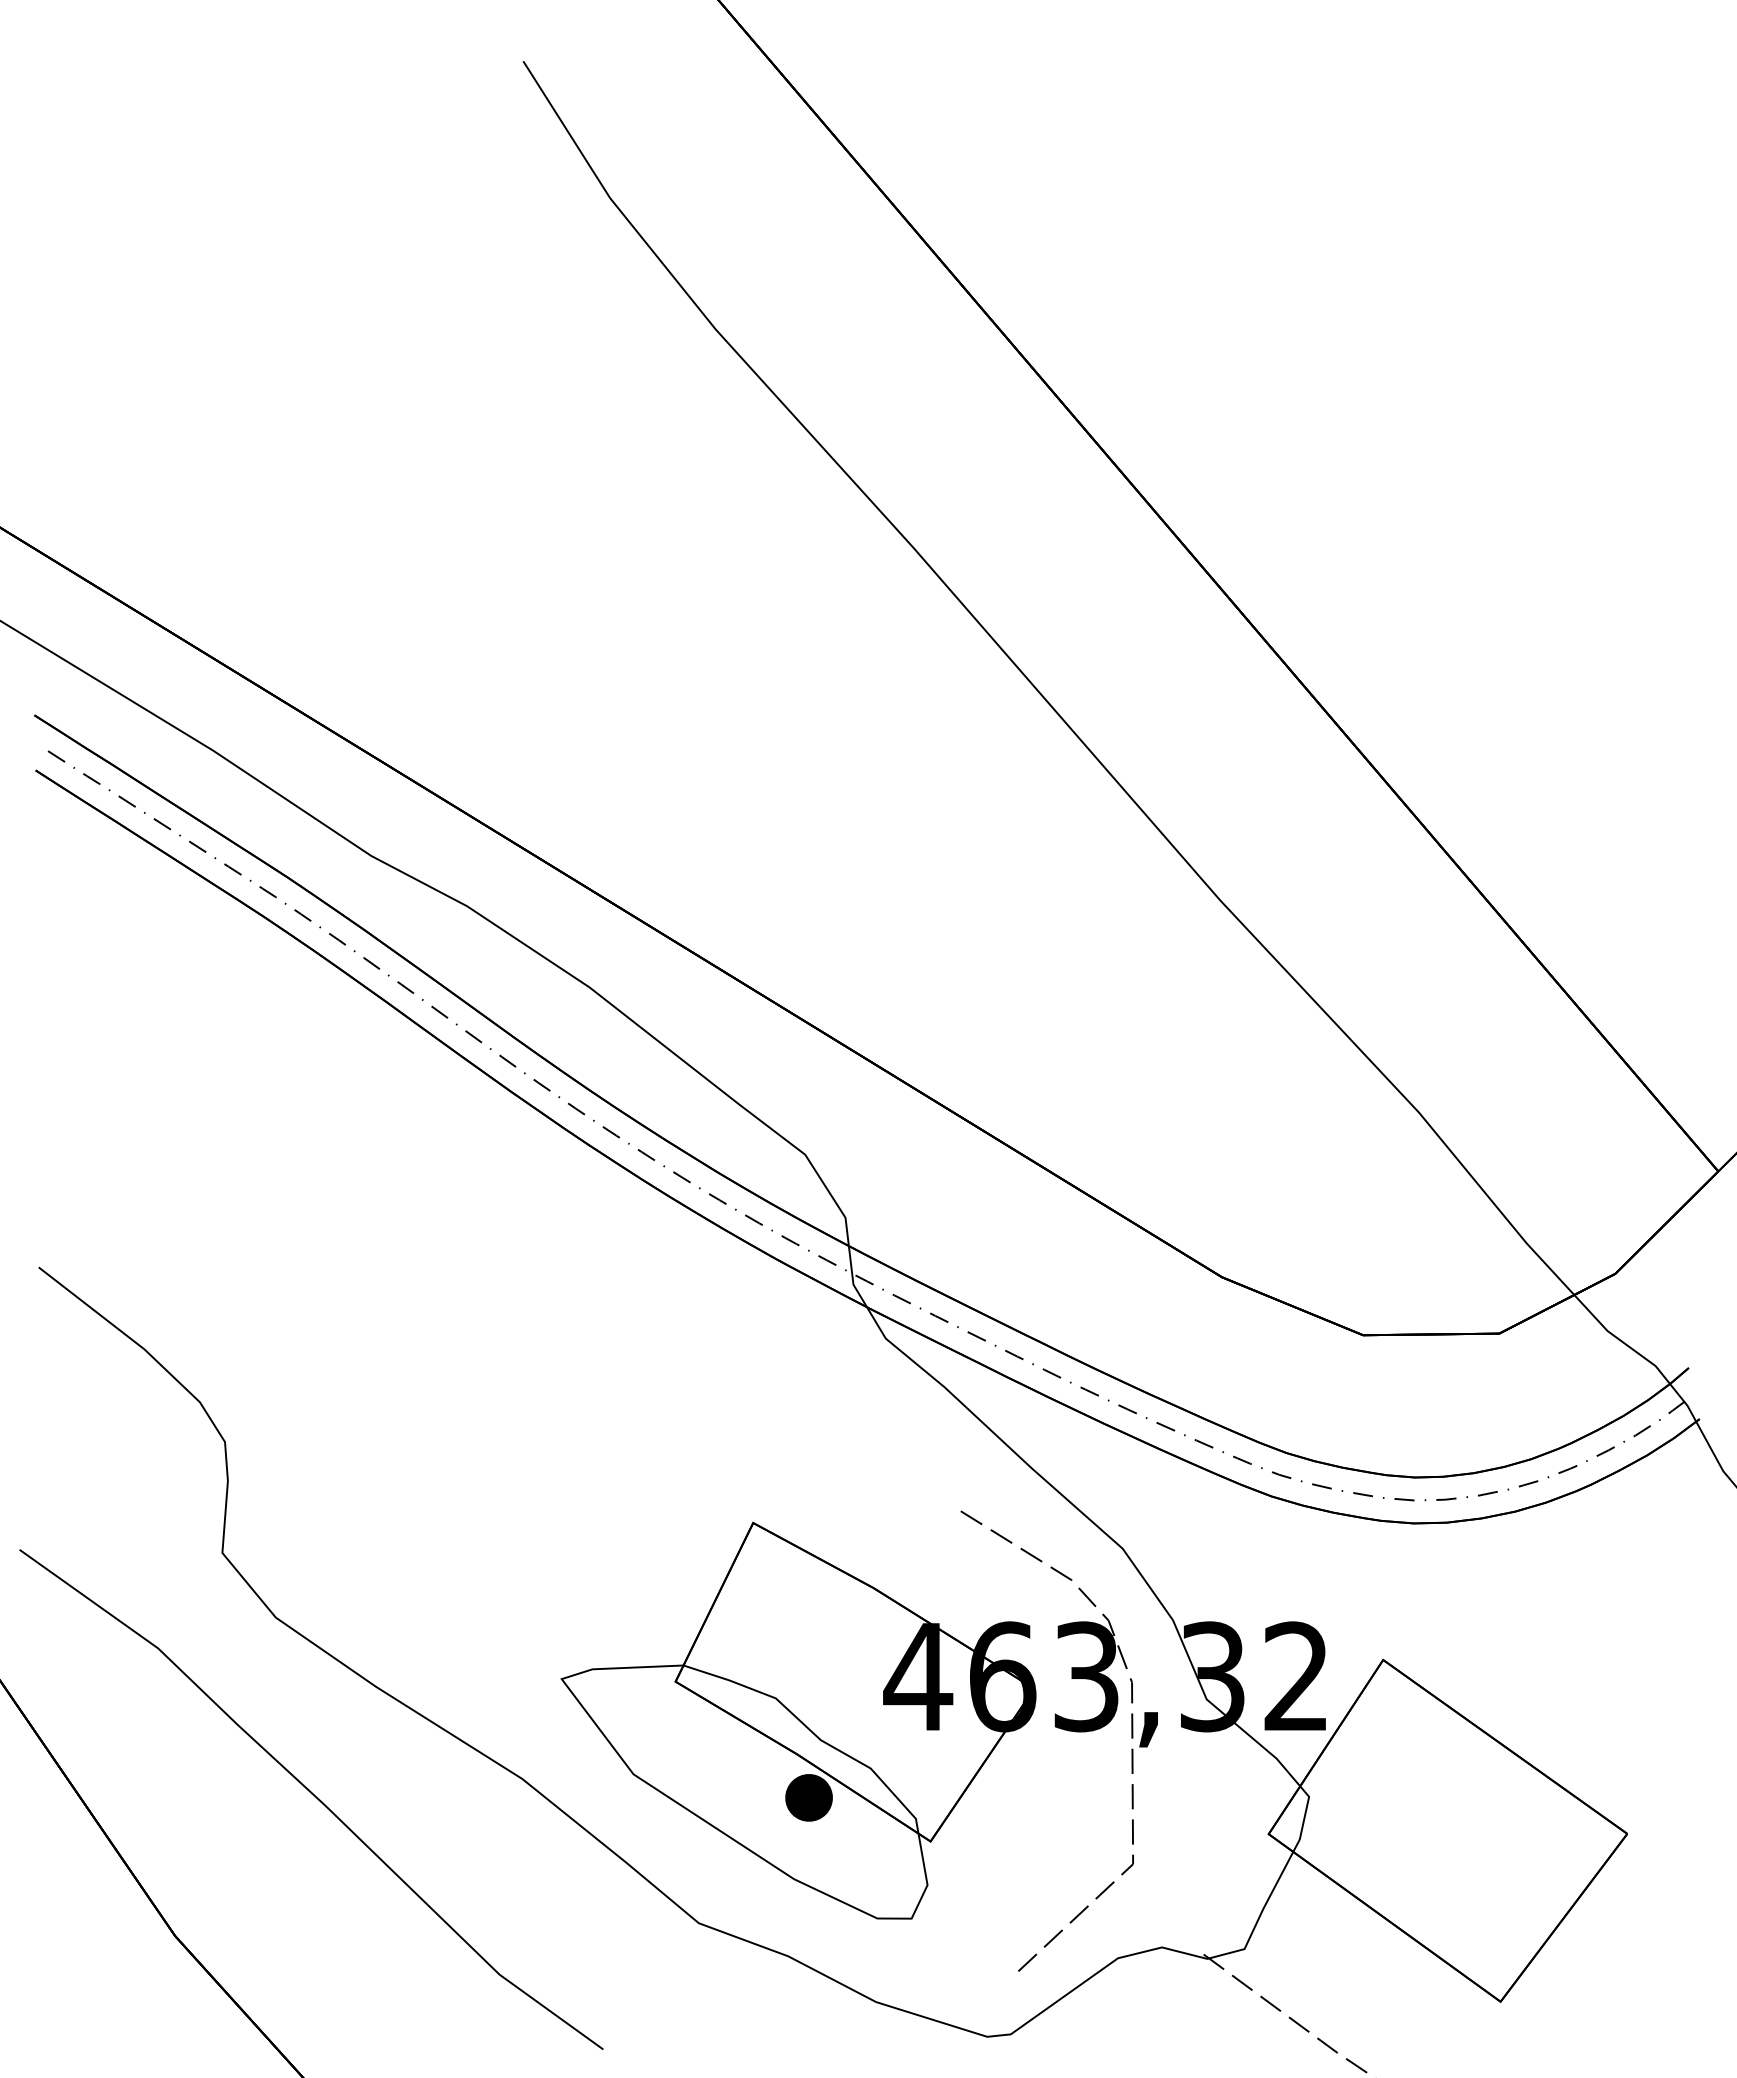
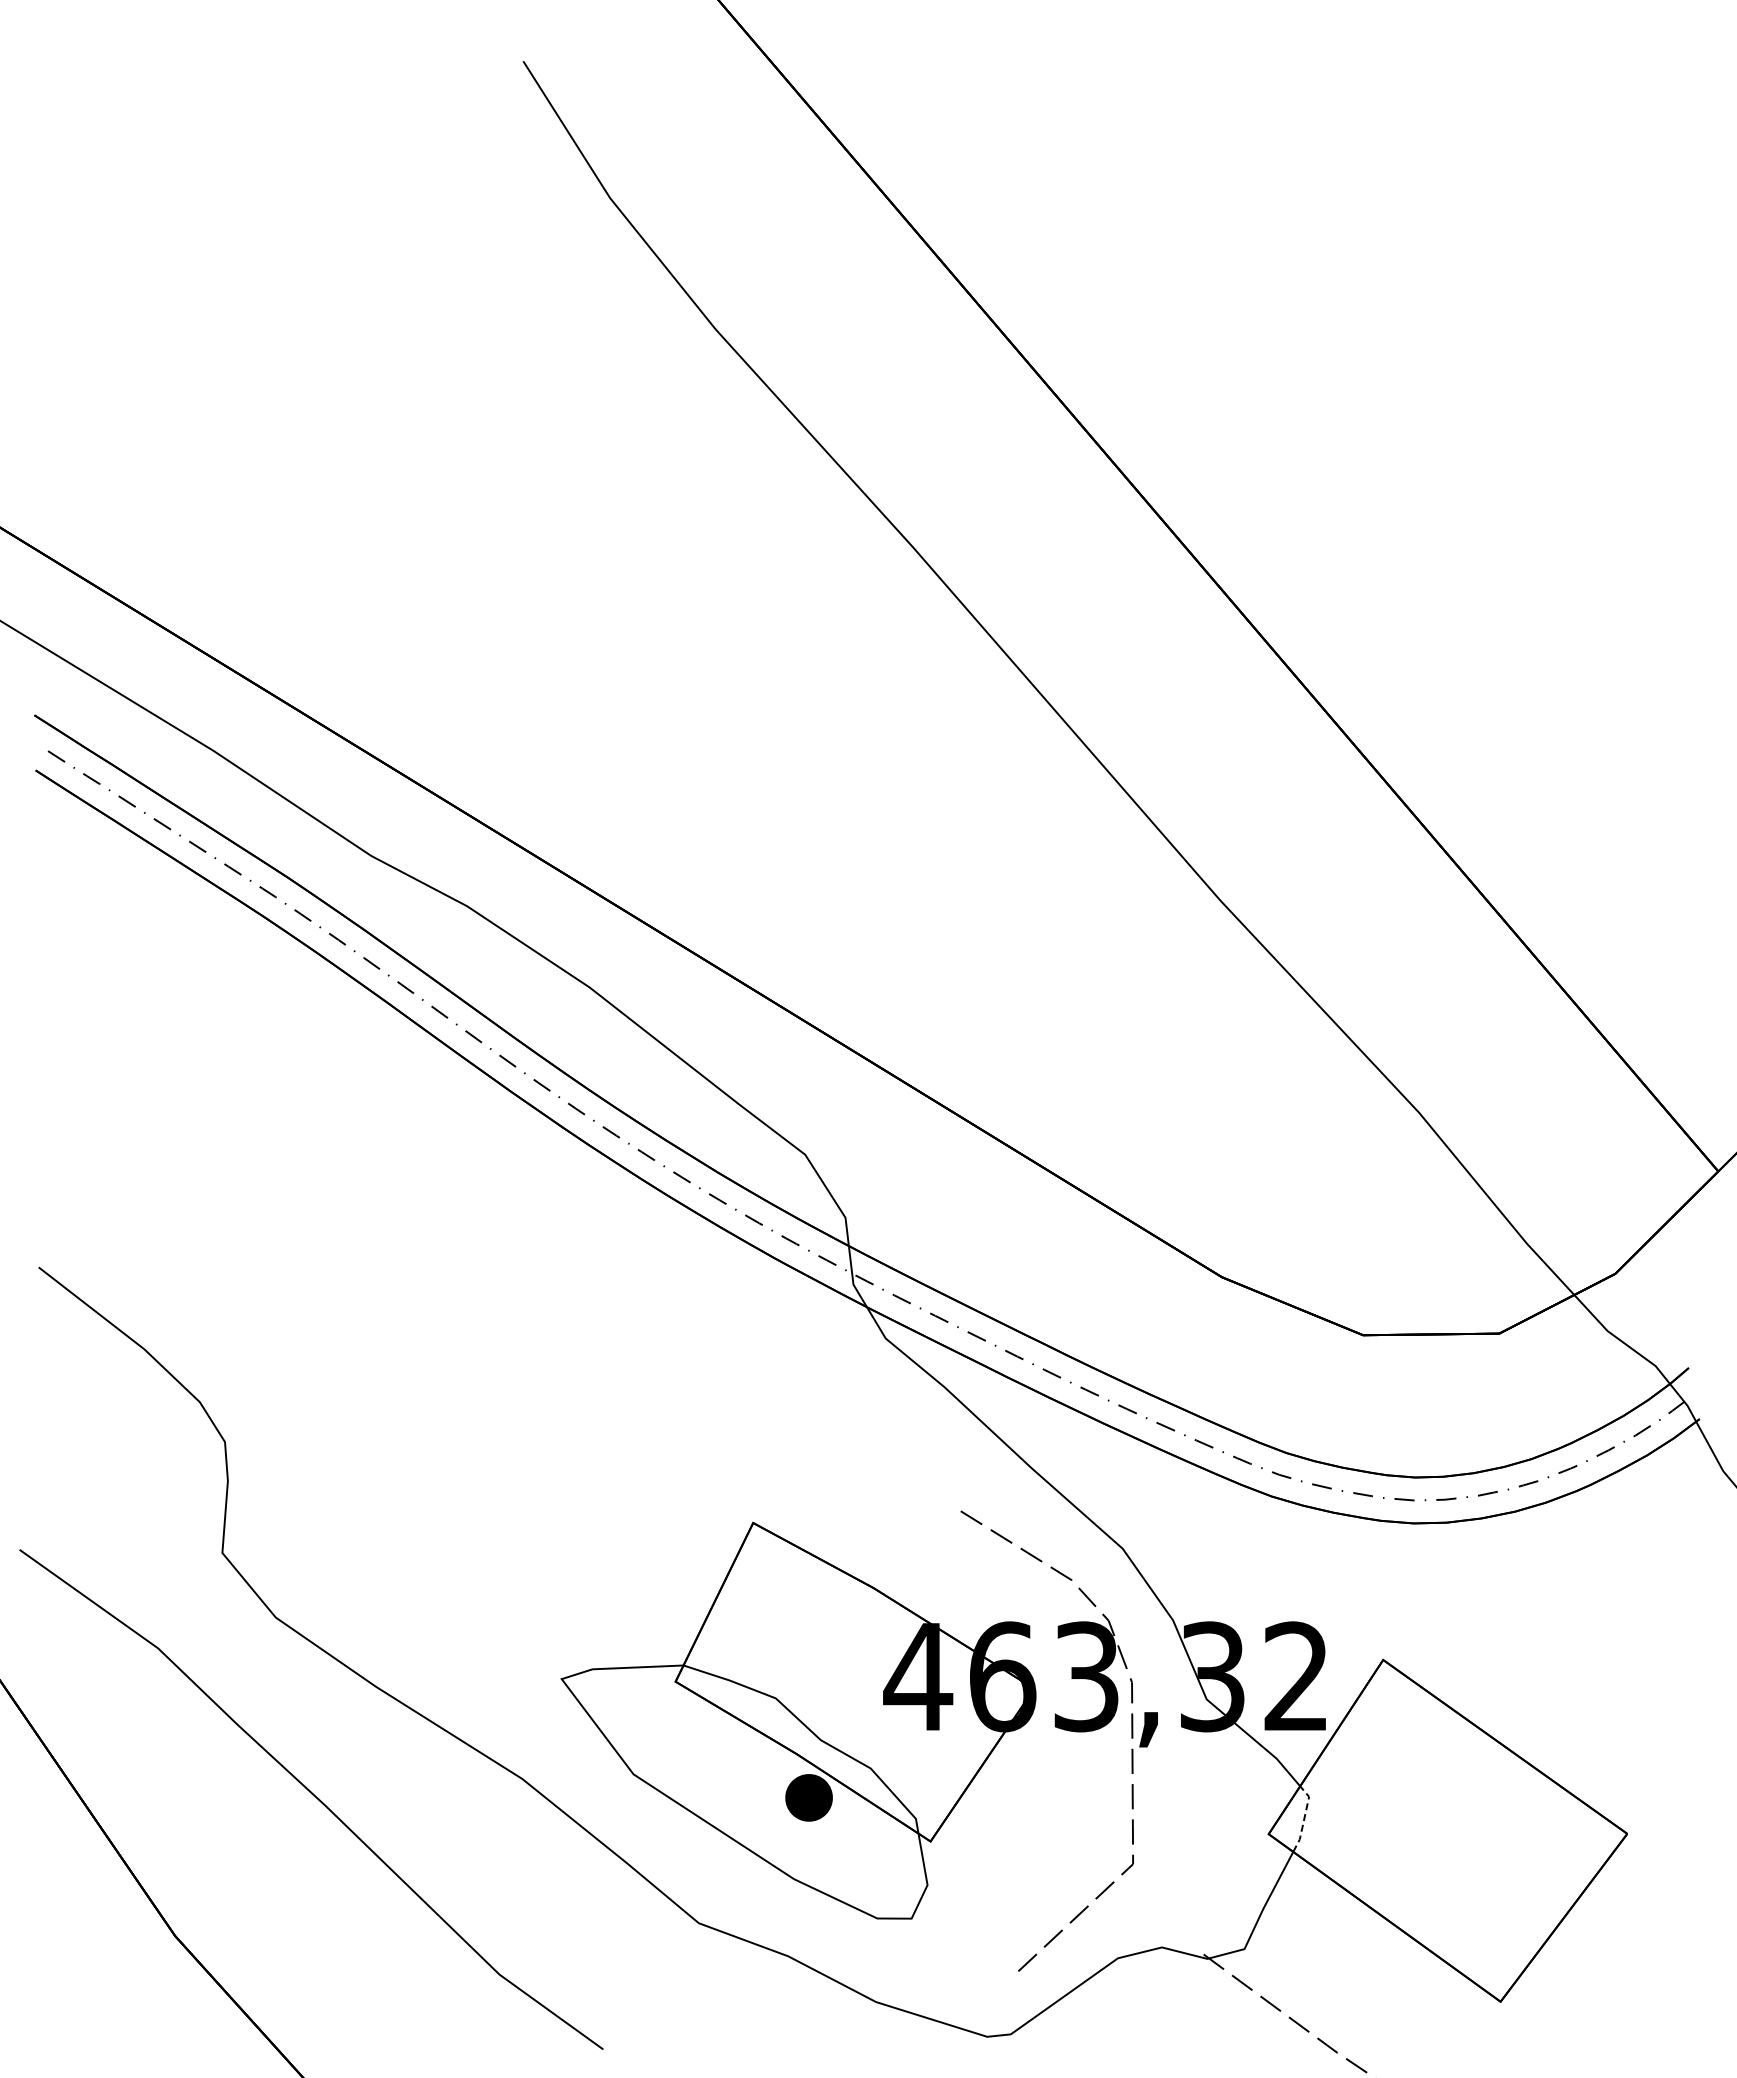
line: solid -> dashed (1304, 1818)
